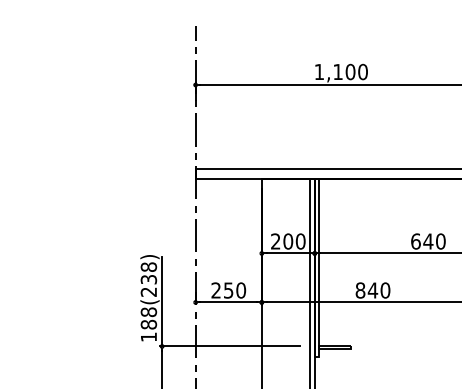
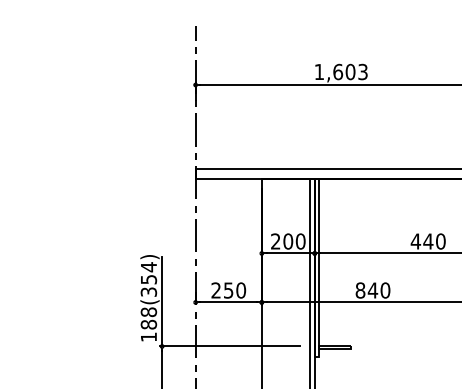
text: 1,100 -> 1,603 (350, 71)
text: 640 -> 440 (415, 241)
text: 188(238) -> 188(354) (148, 279)
